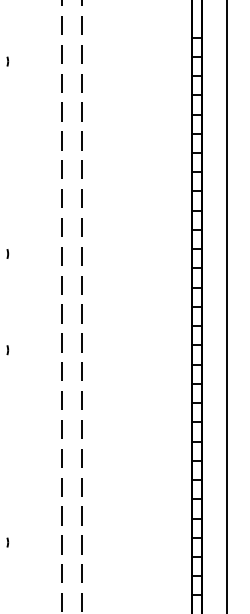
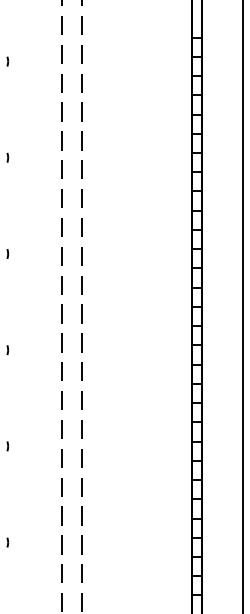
part: none -> present (7, 157)
line position: (226, 306) -> (242, 306) (242, 306)
part: none -> present (7, 446)
